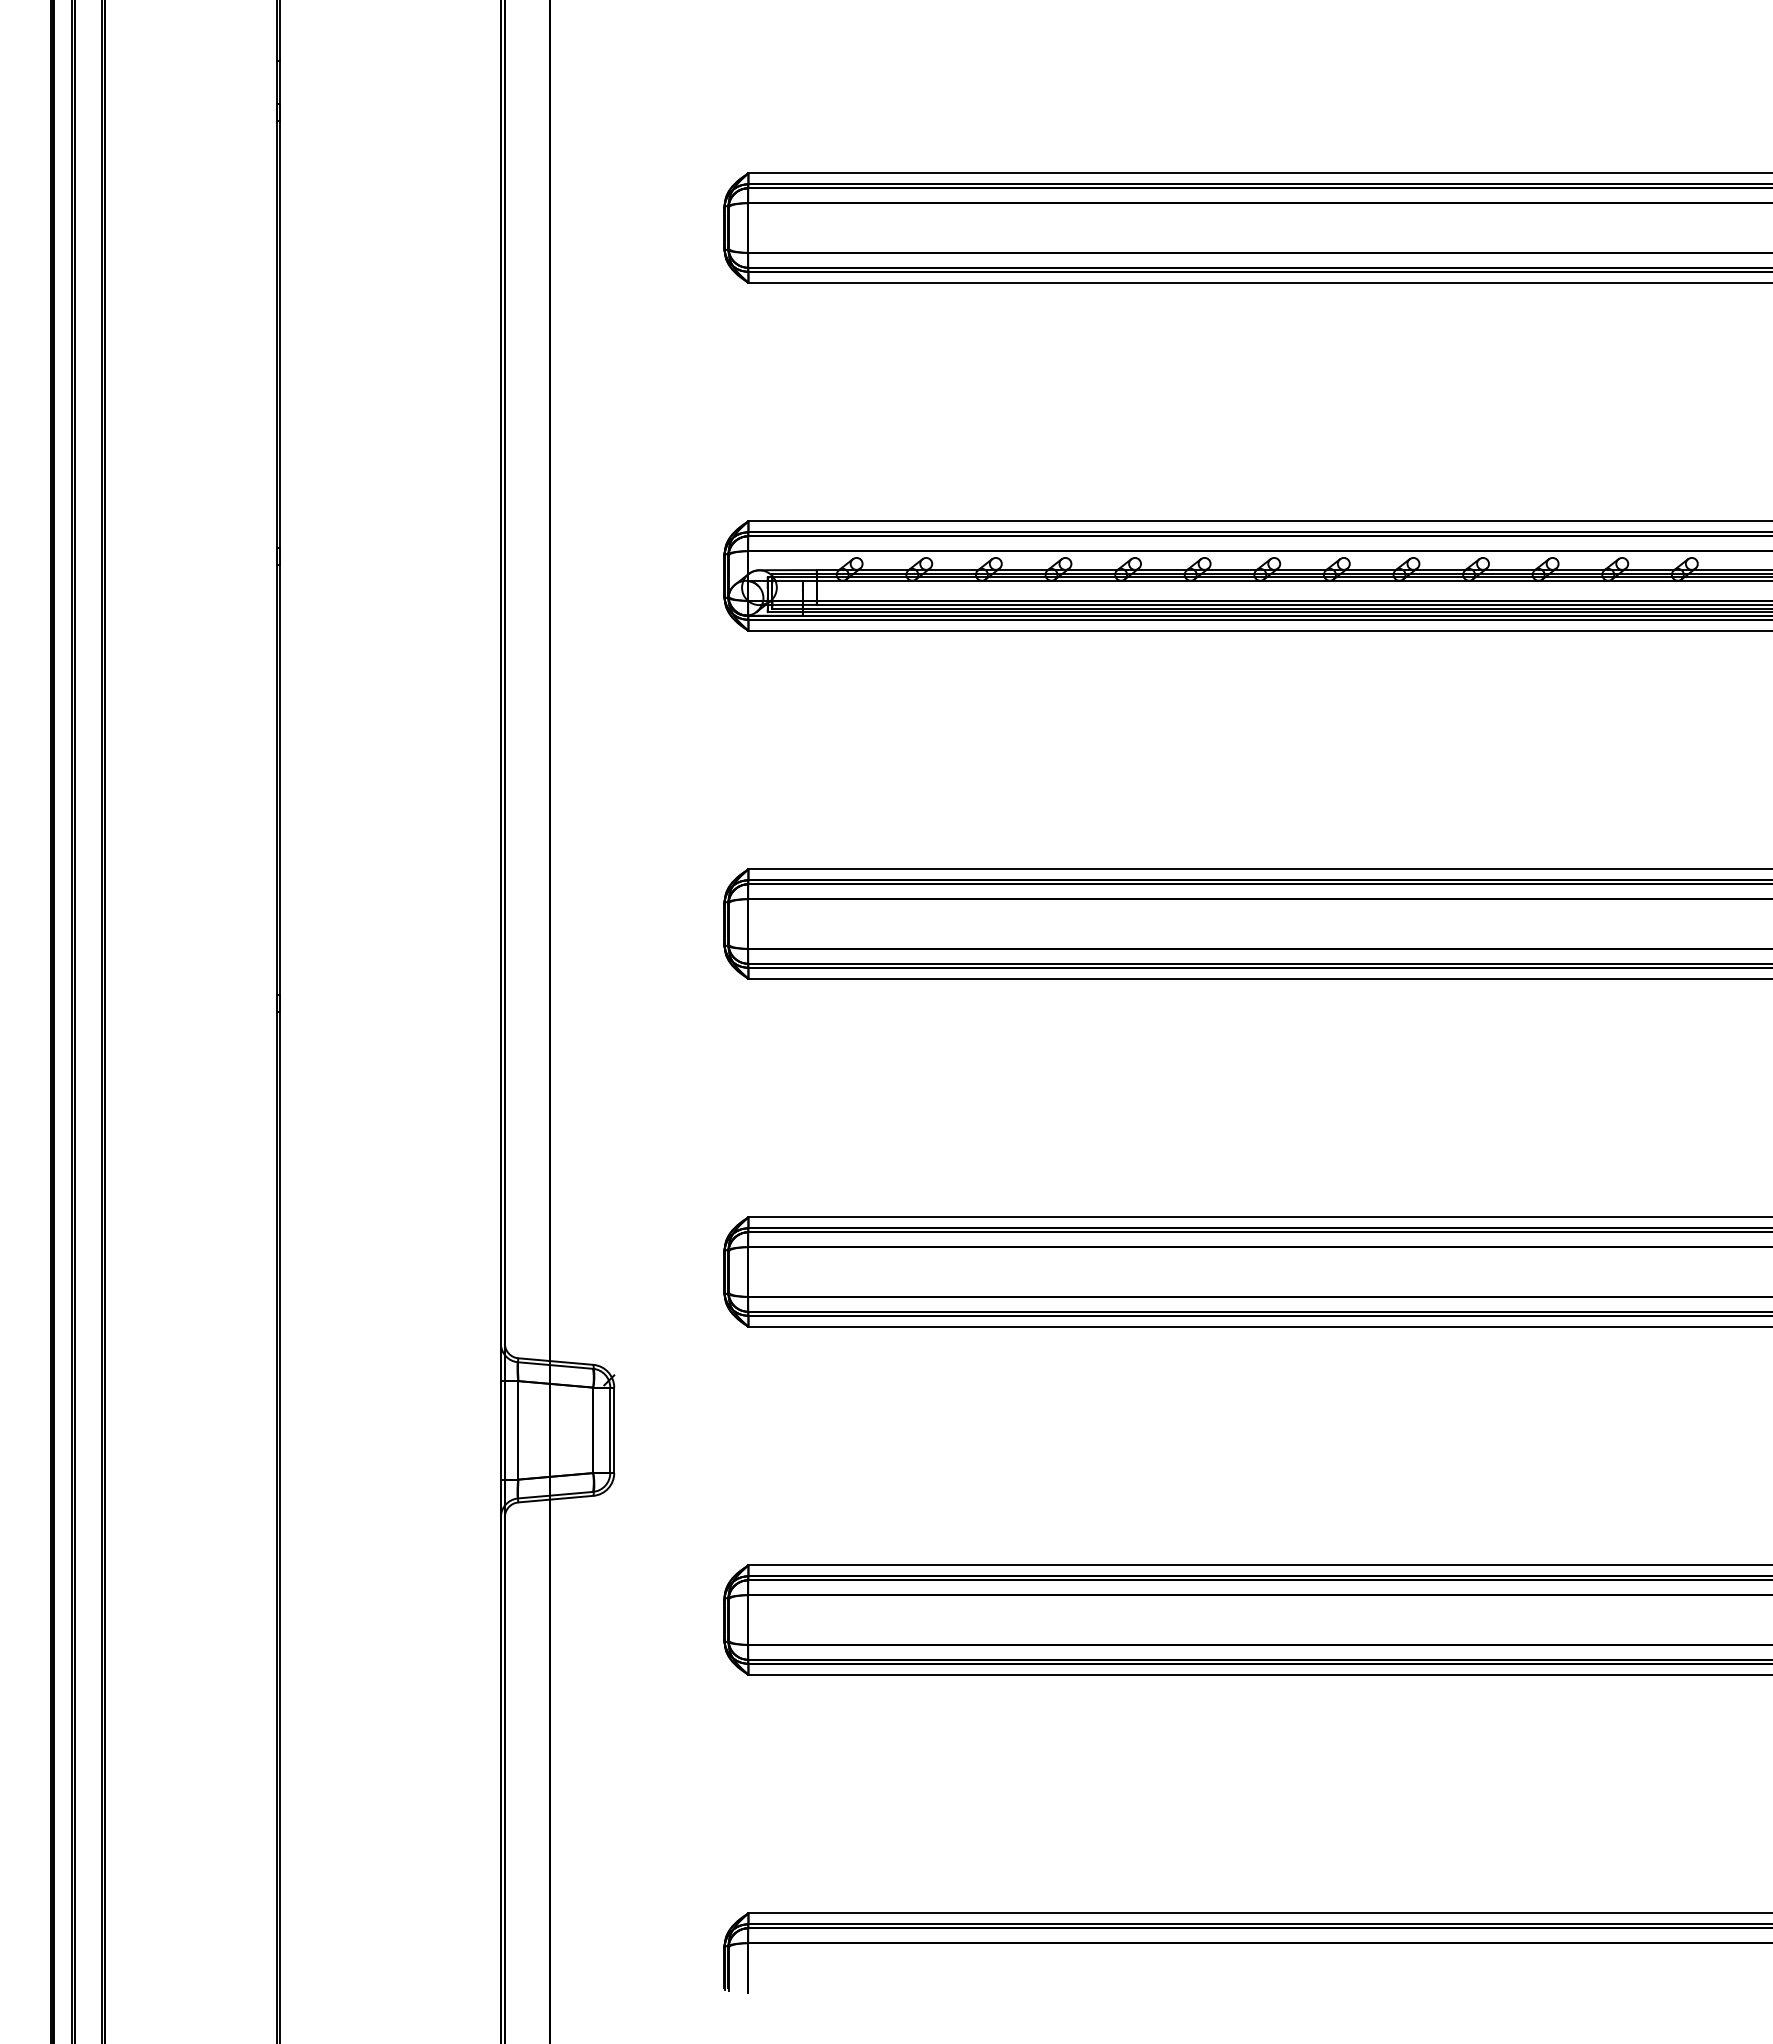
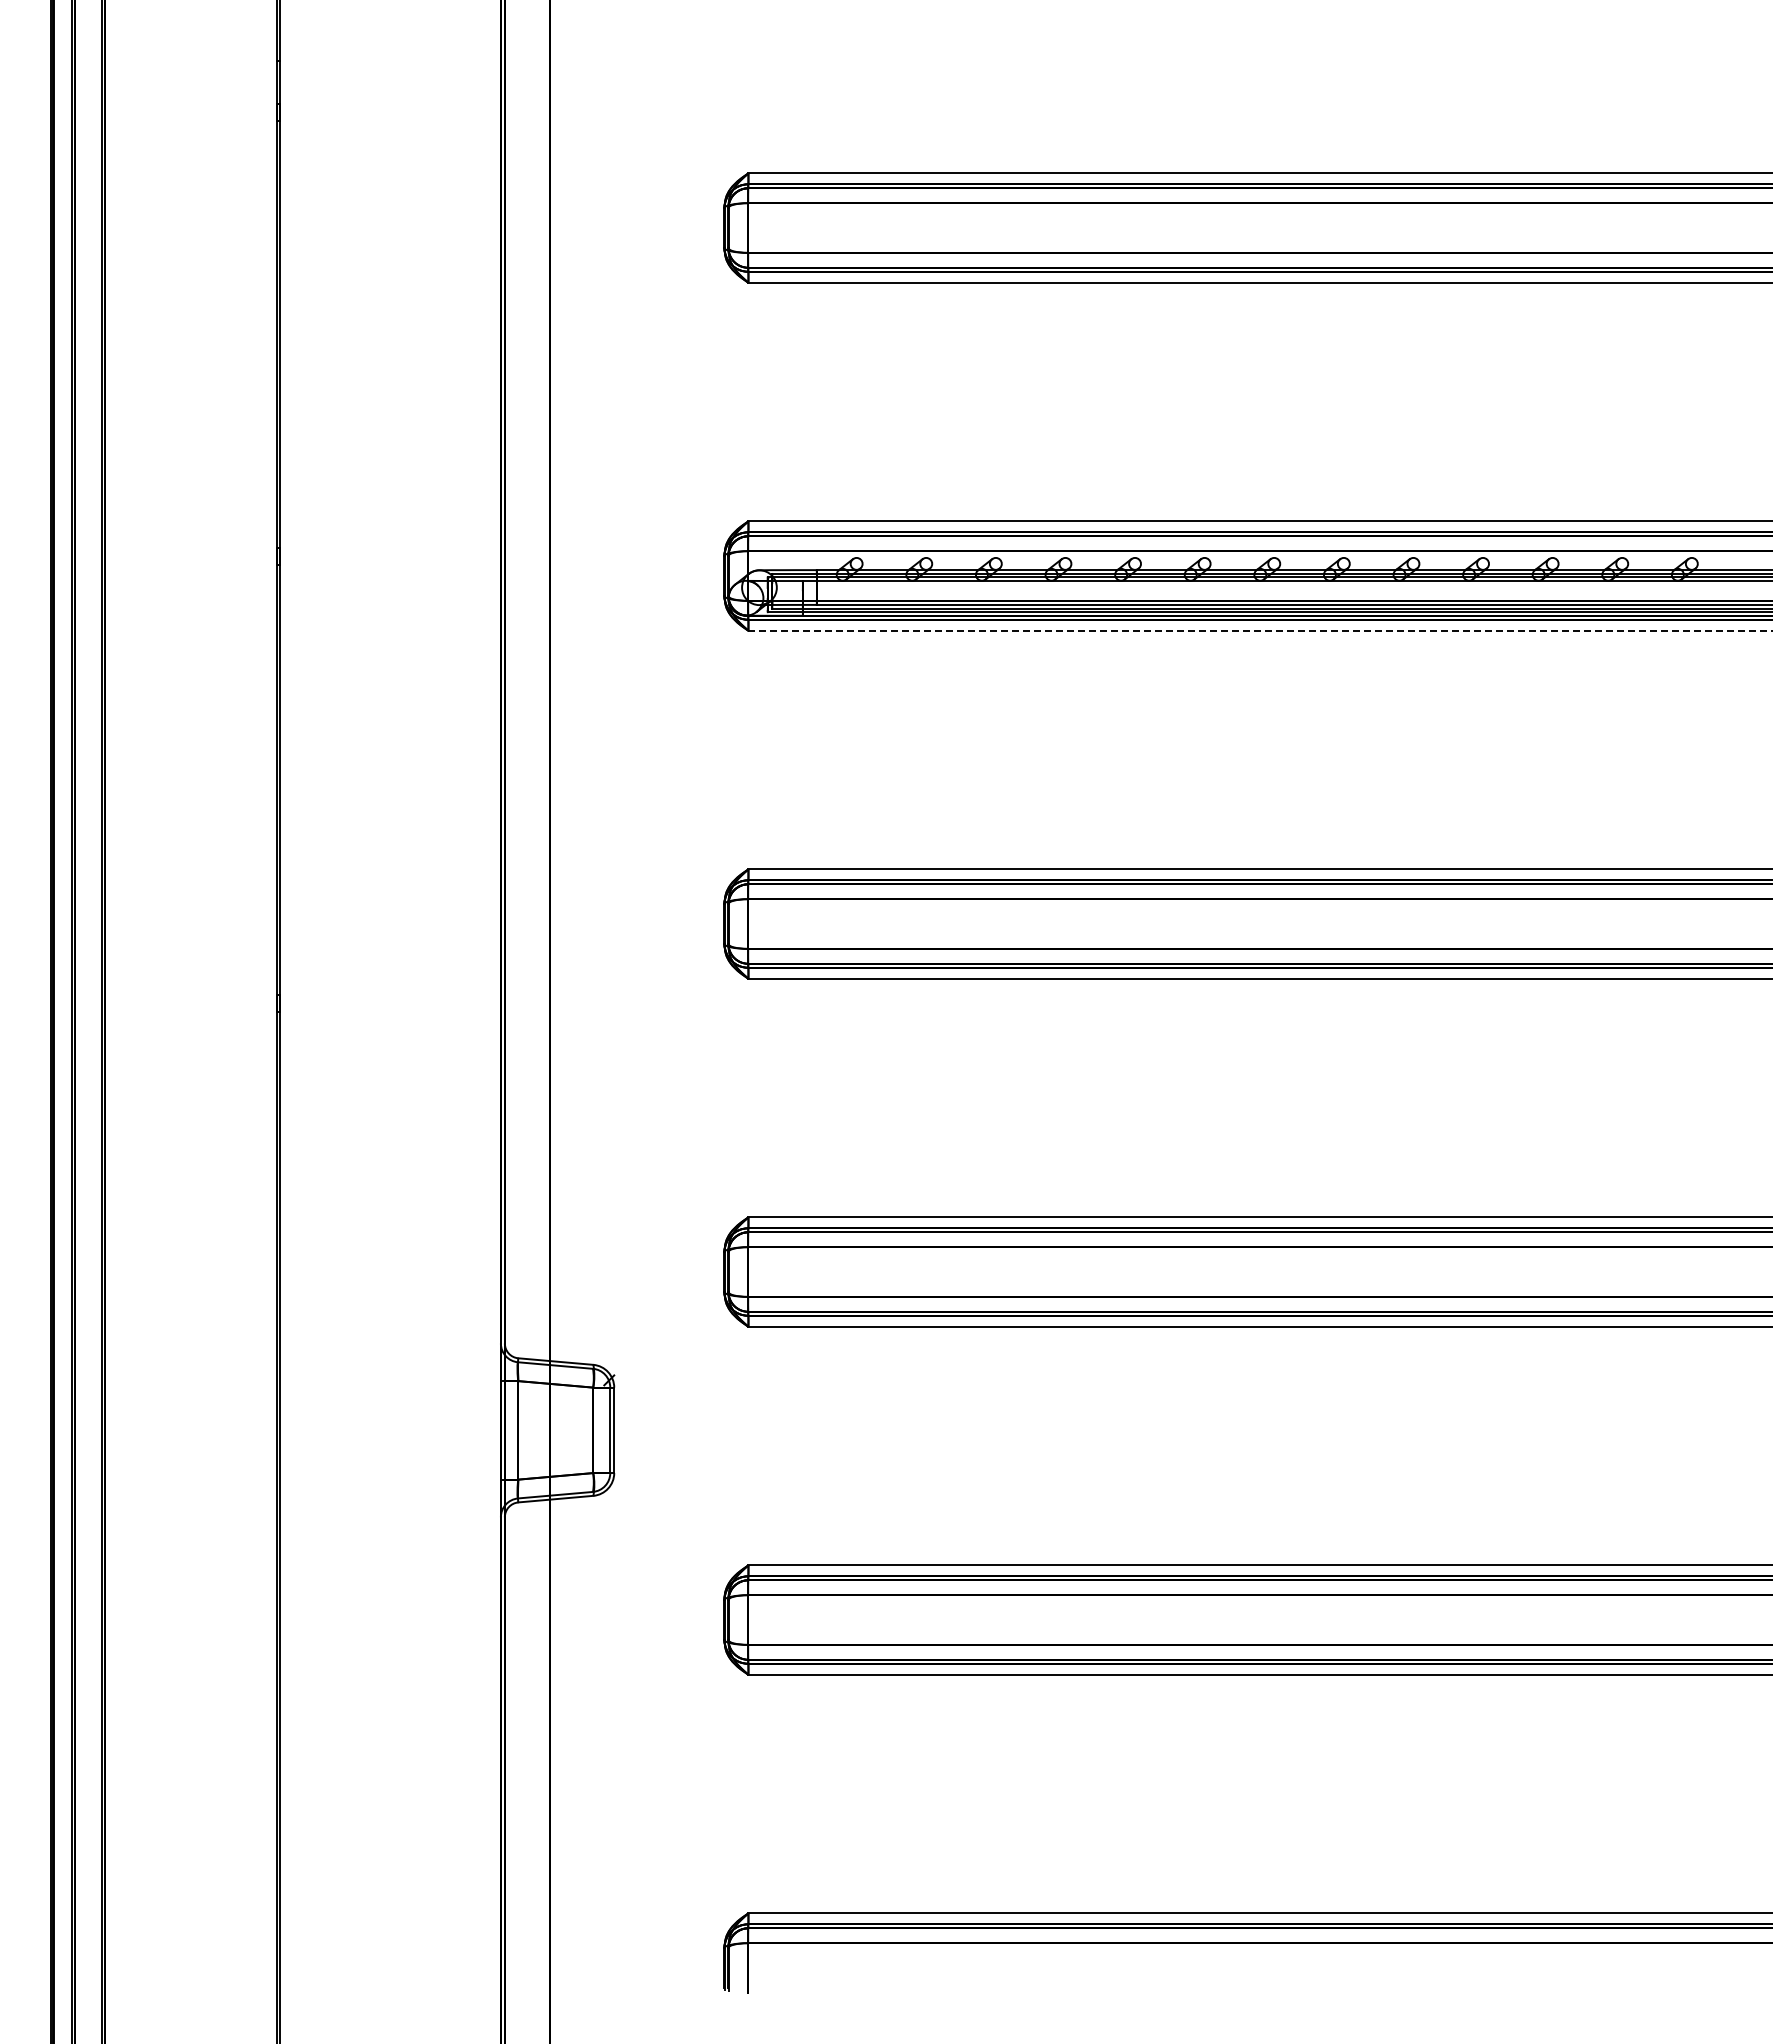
line: solid -> dashed (1260, 630)
